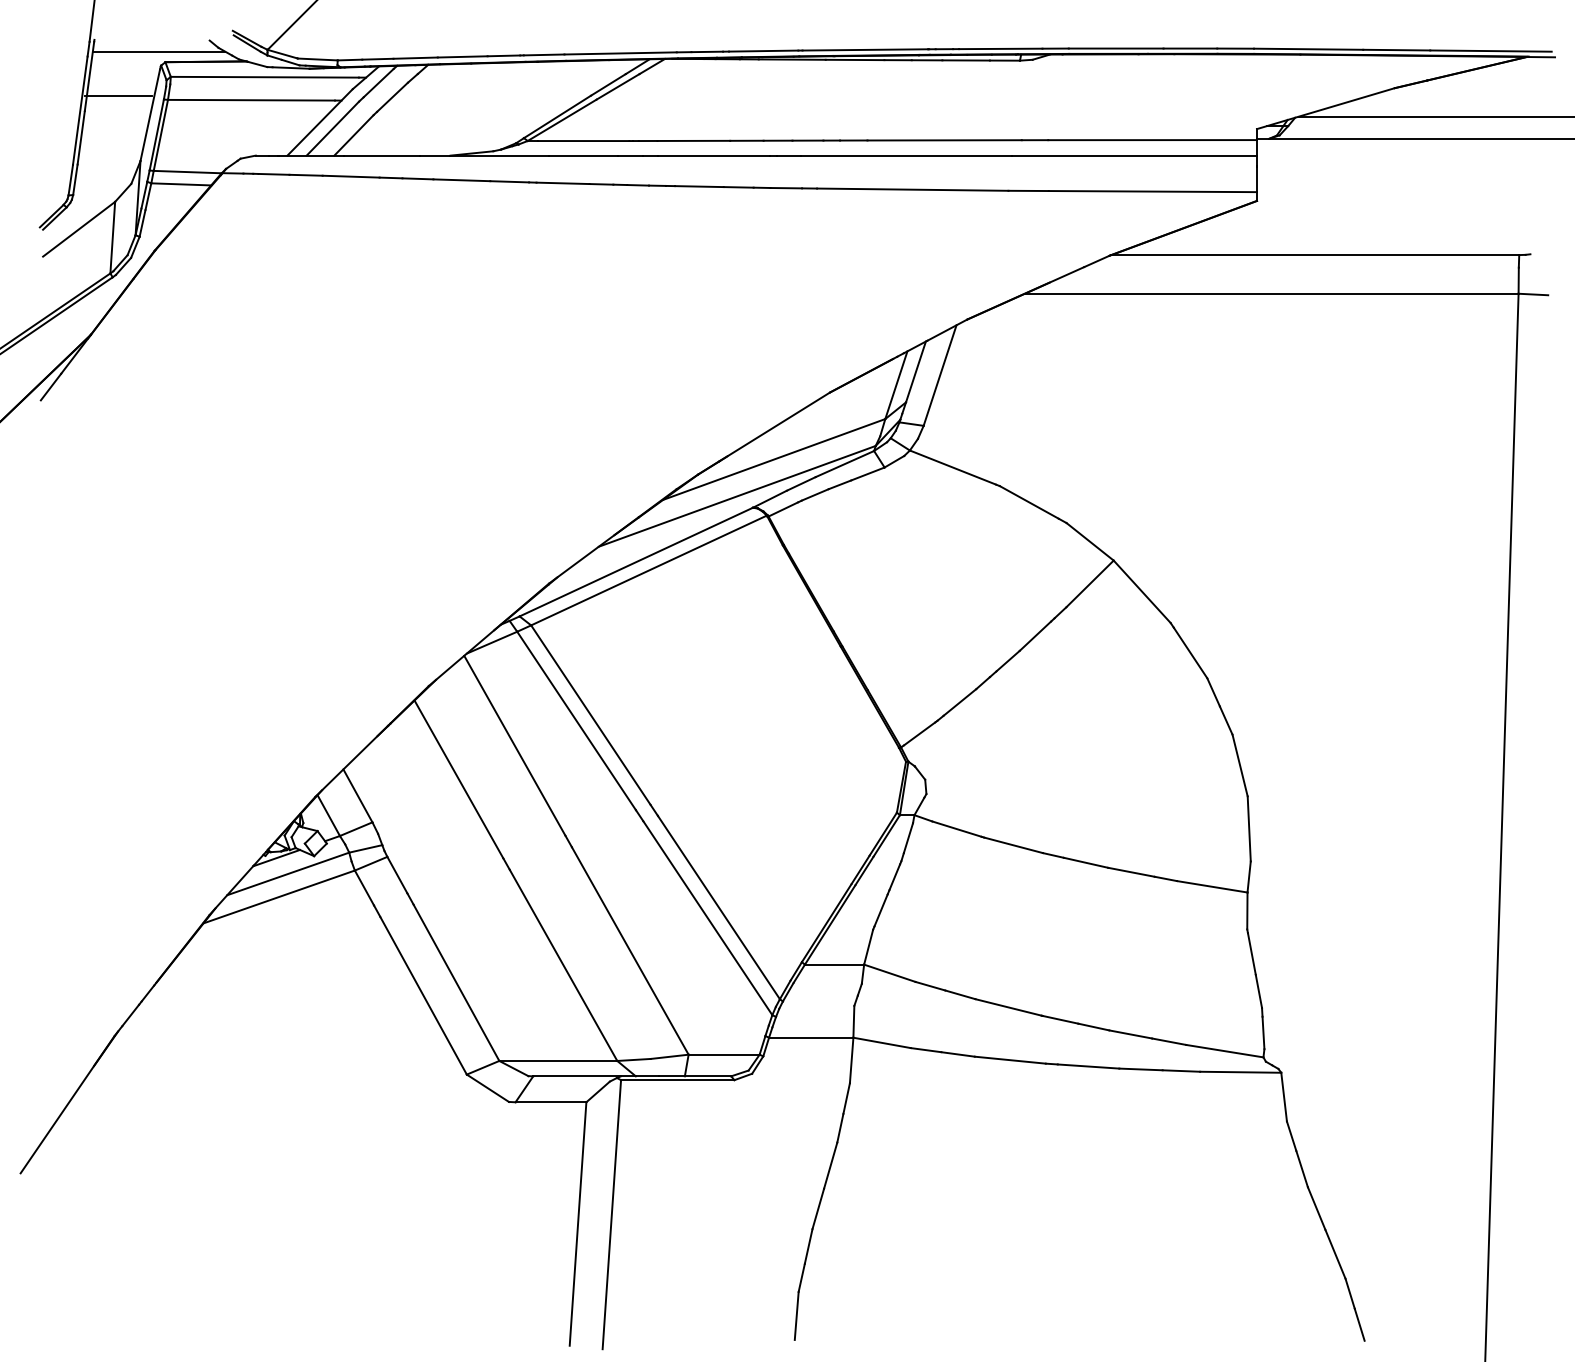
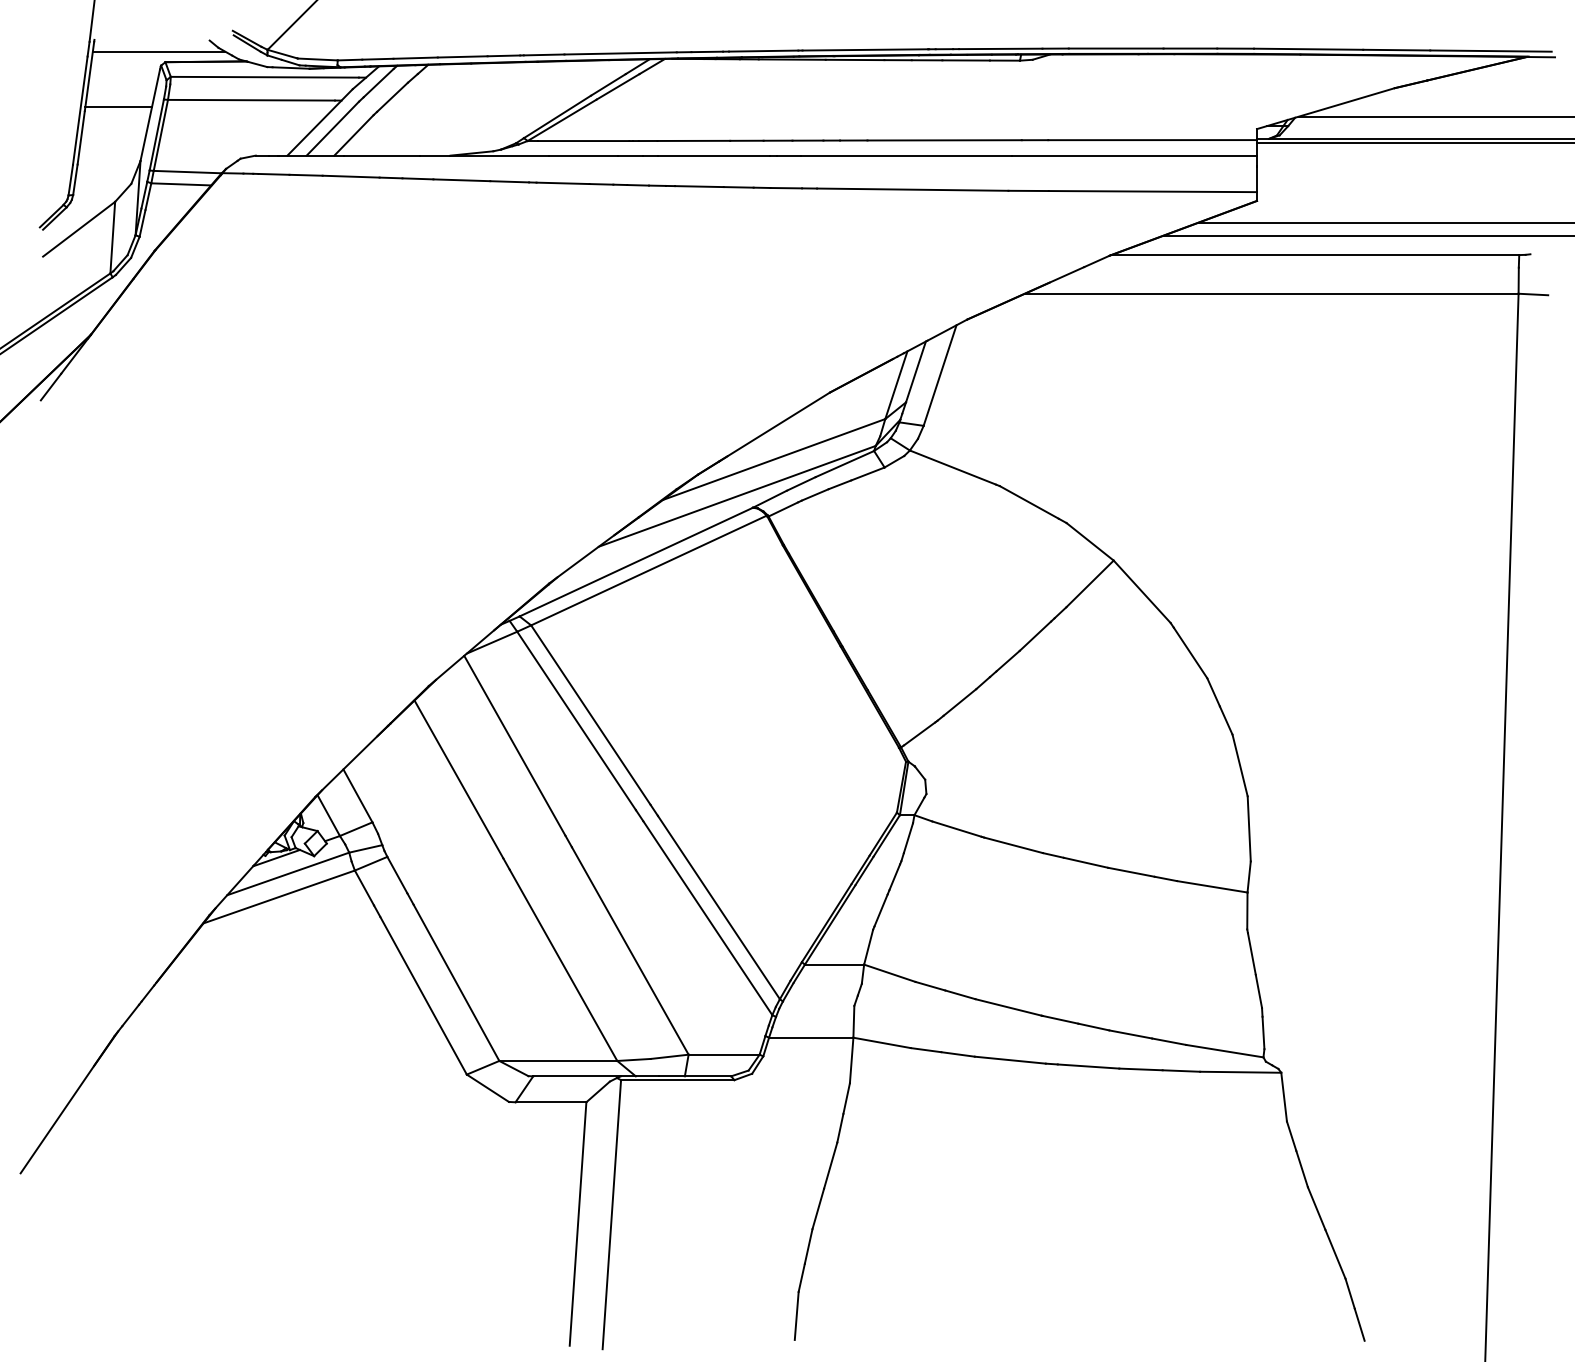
line position: (118, 95) -> (118, 106) (118, 106)
line: none -> present (1414, 143)
line: none -> present (1384, 222)
line: none -> present (1366, 235)
